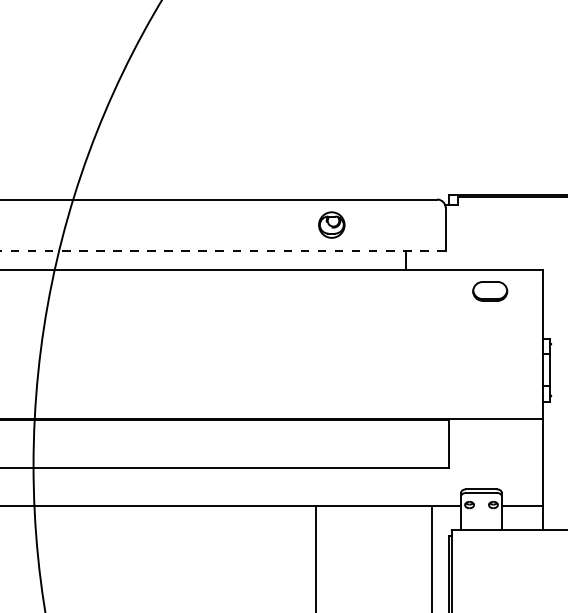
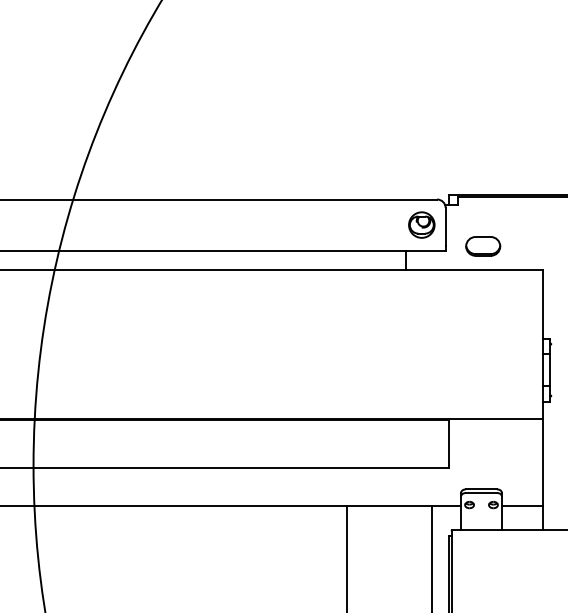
part position: (331, 224) -> (421, 224) (421, 224)
line: dashed -> solid (222, 250)
part position: (490, 291) -> (483, 246) (483, 246)
line position: (315, 557) -> (346, 557) (346, 557)
